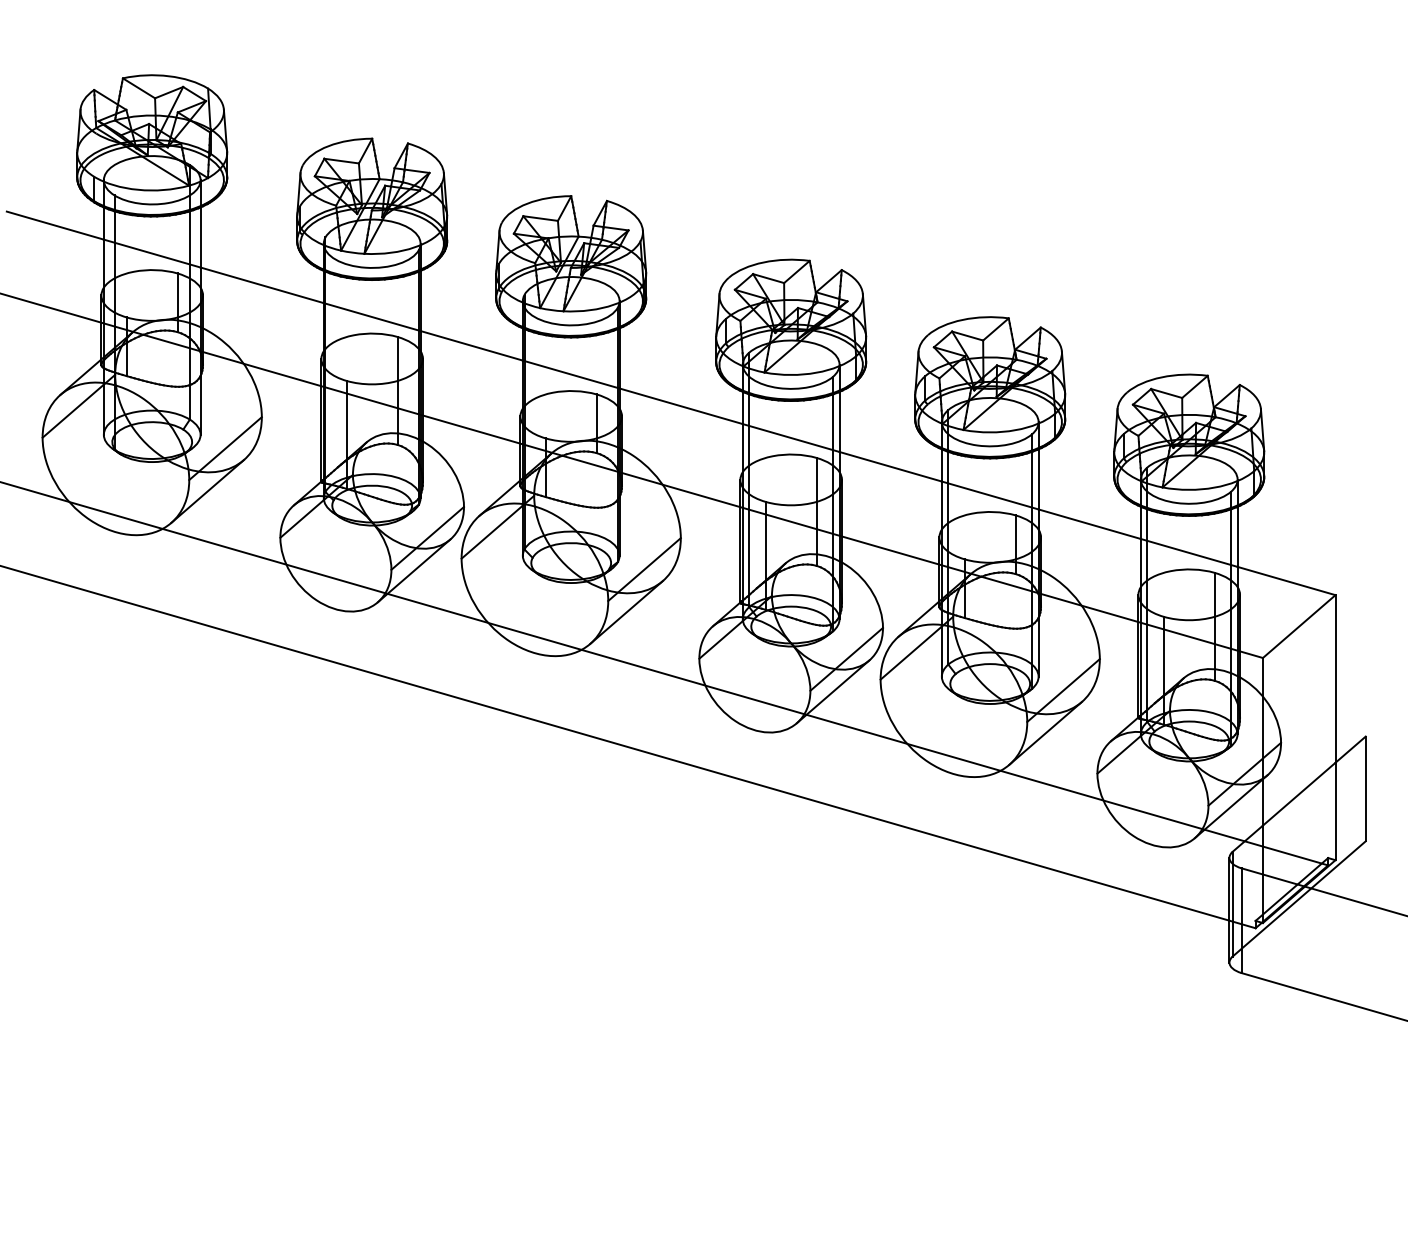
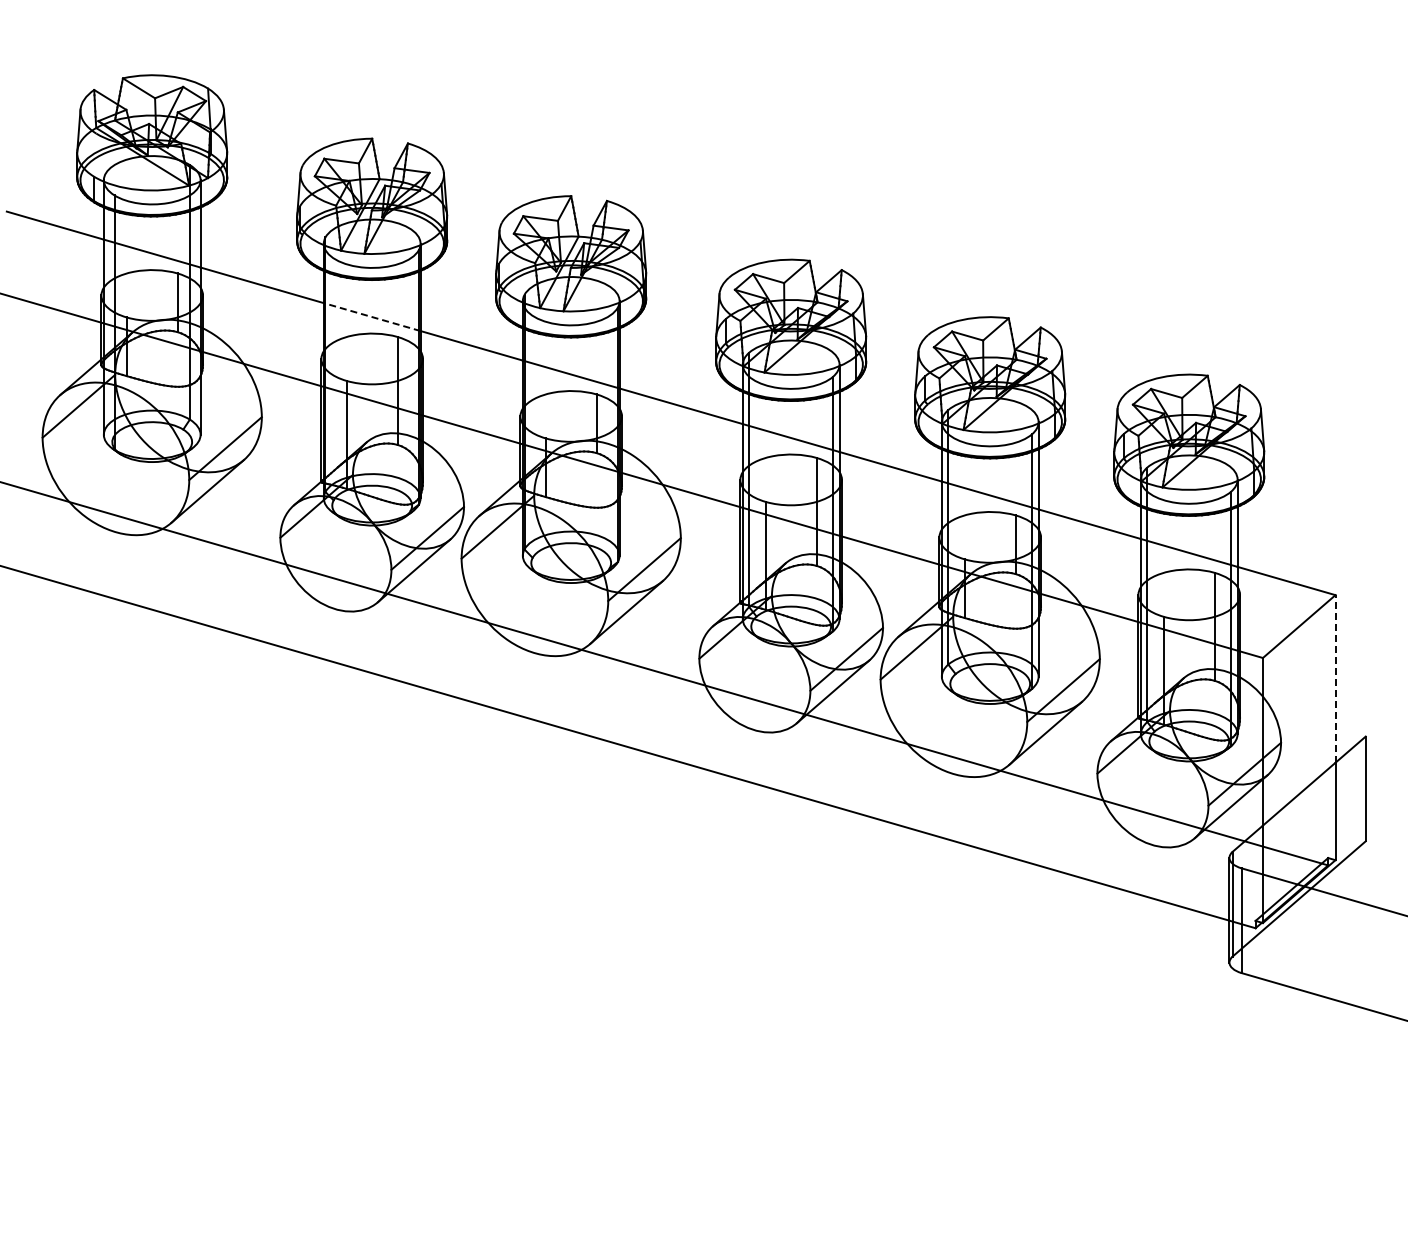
line: solid -> dashed (371, 316)
line: solid -> dashed (1335, 678)
